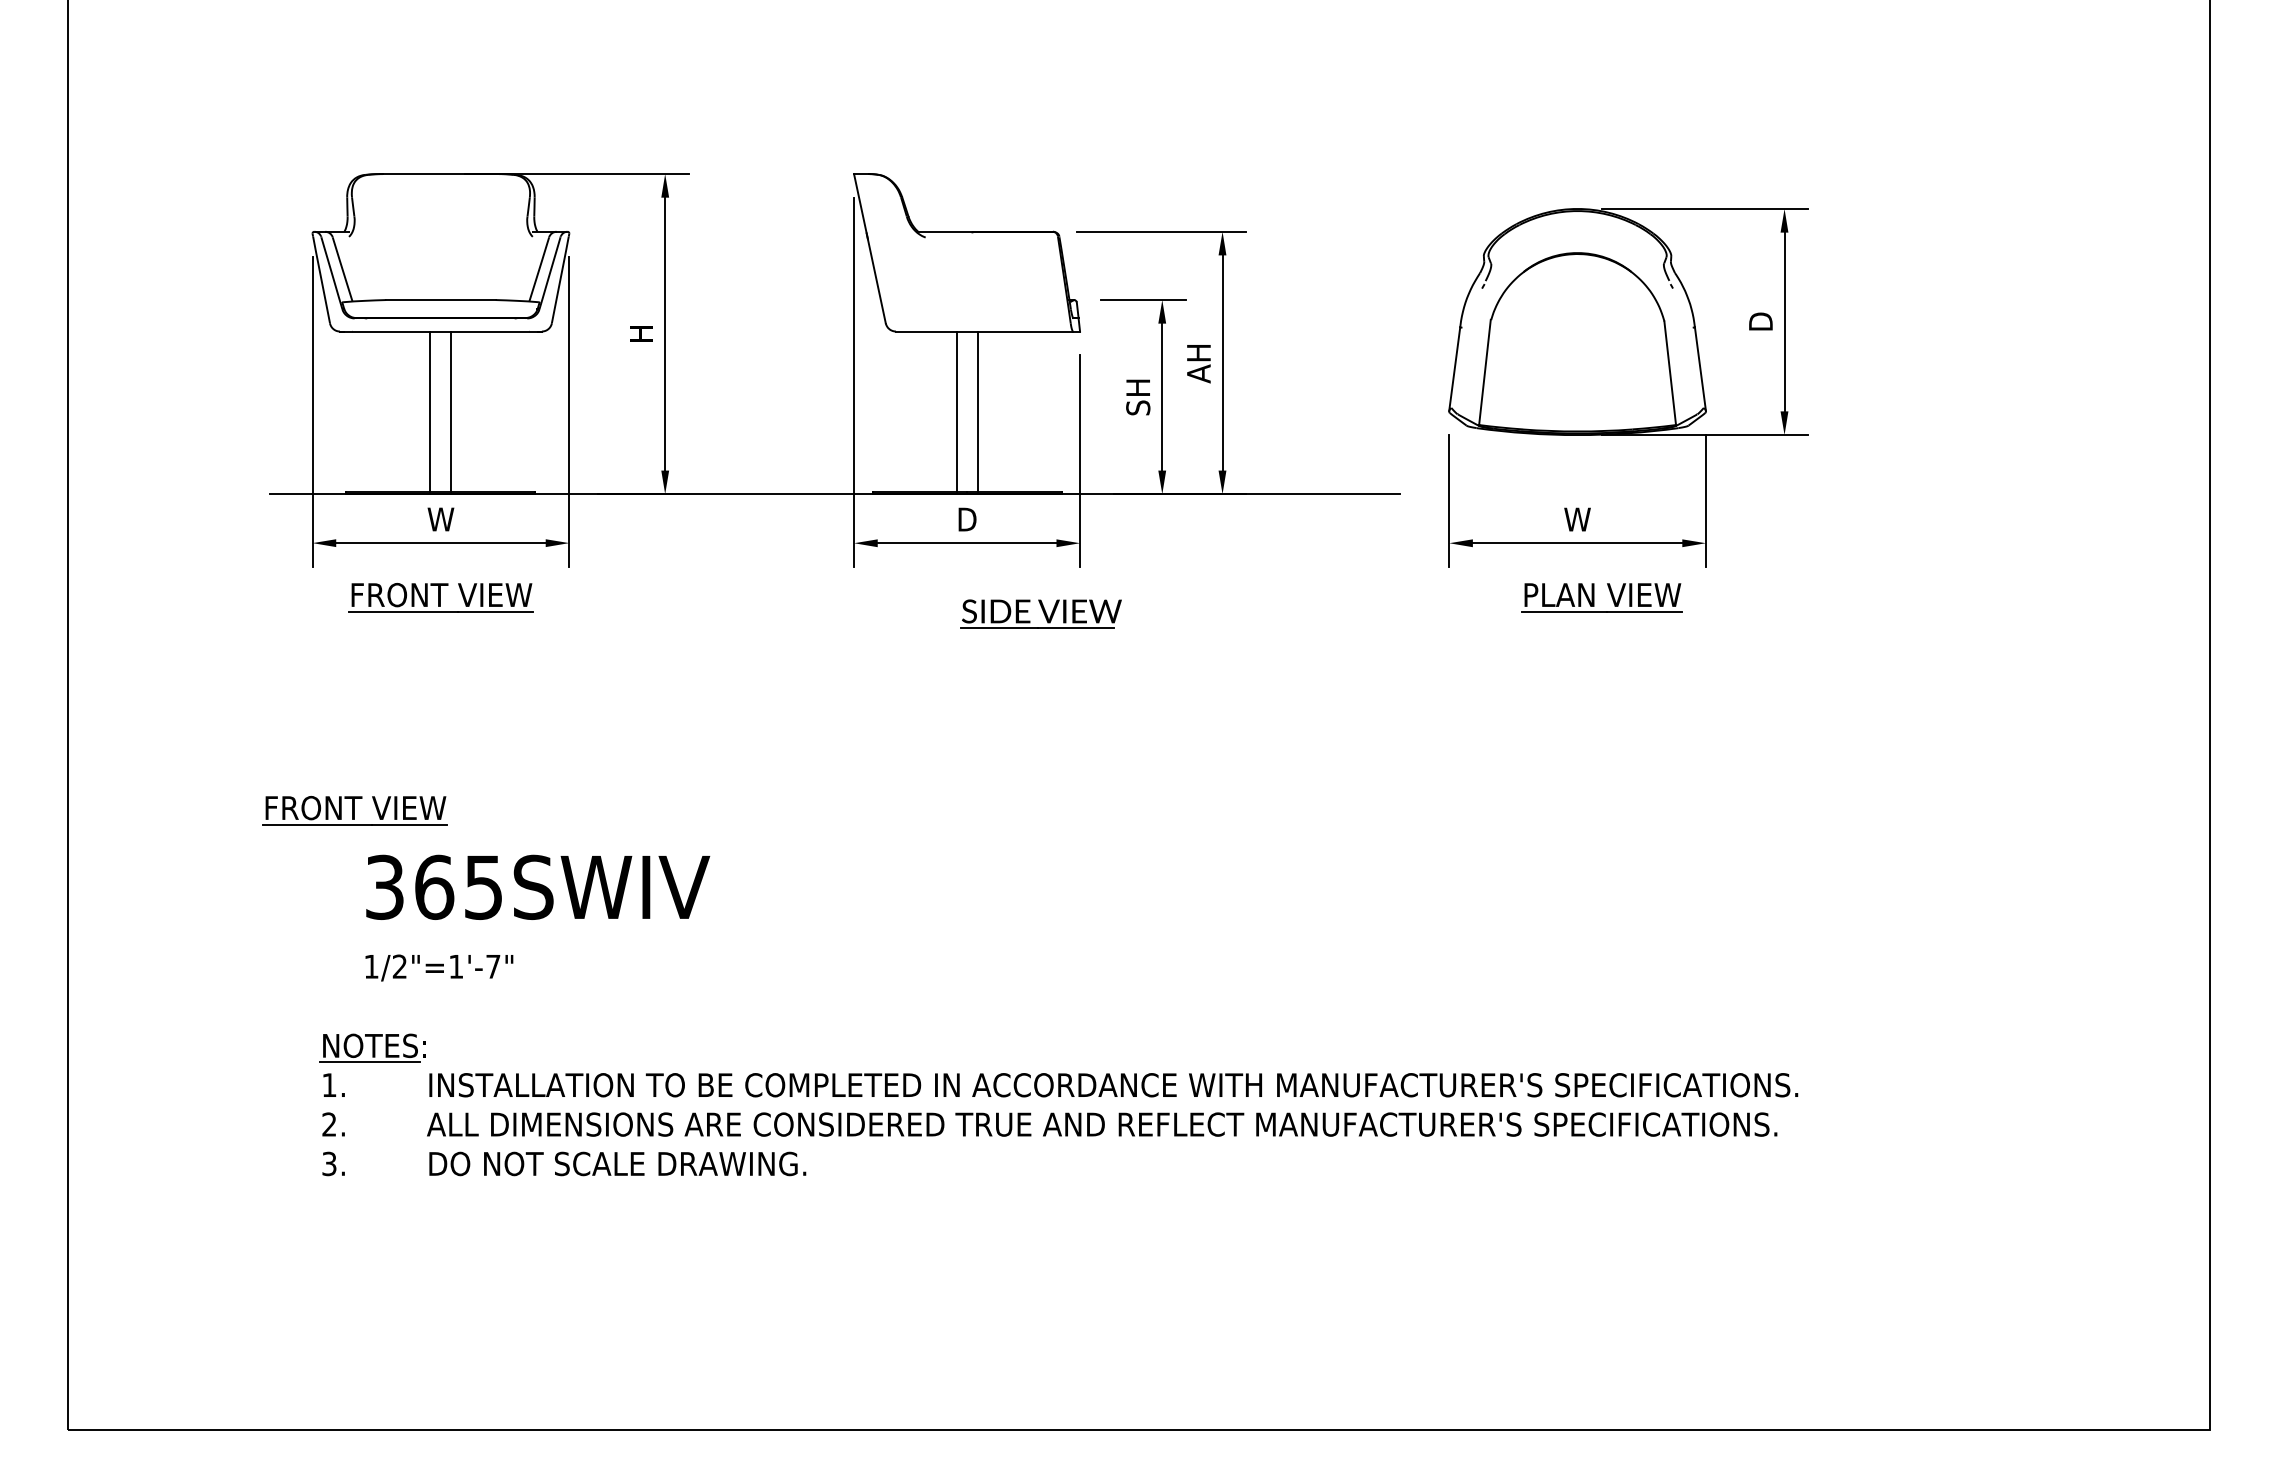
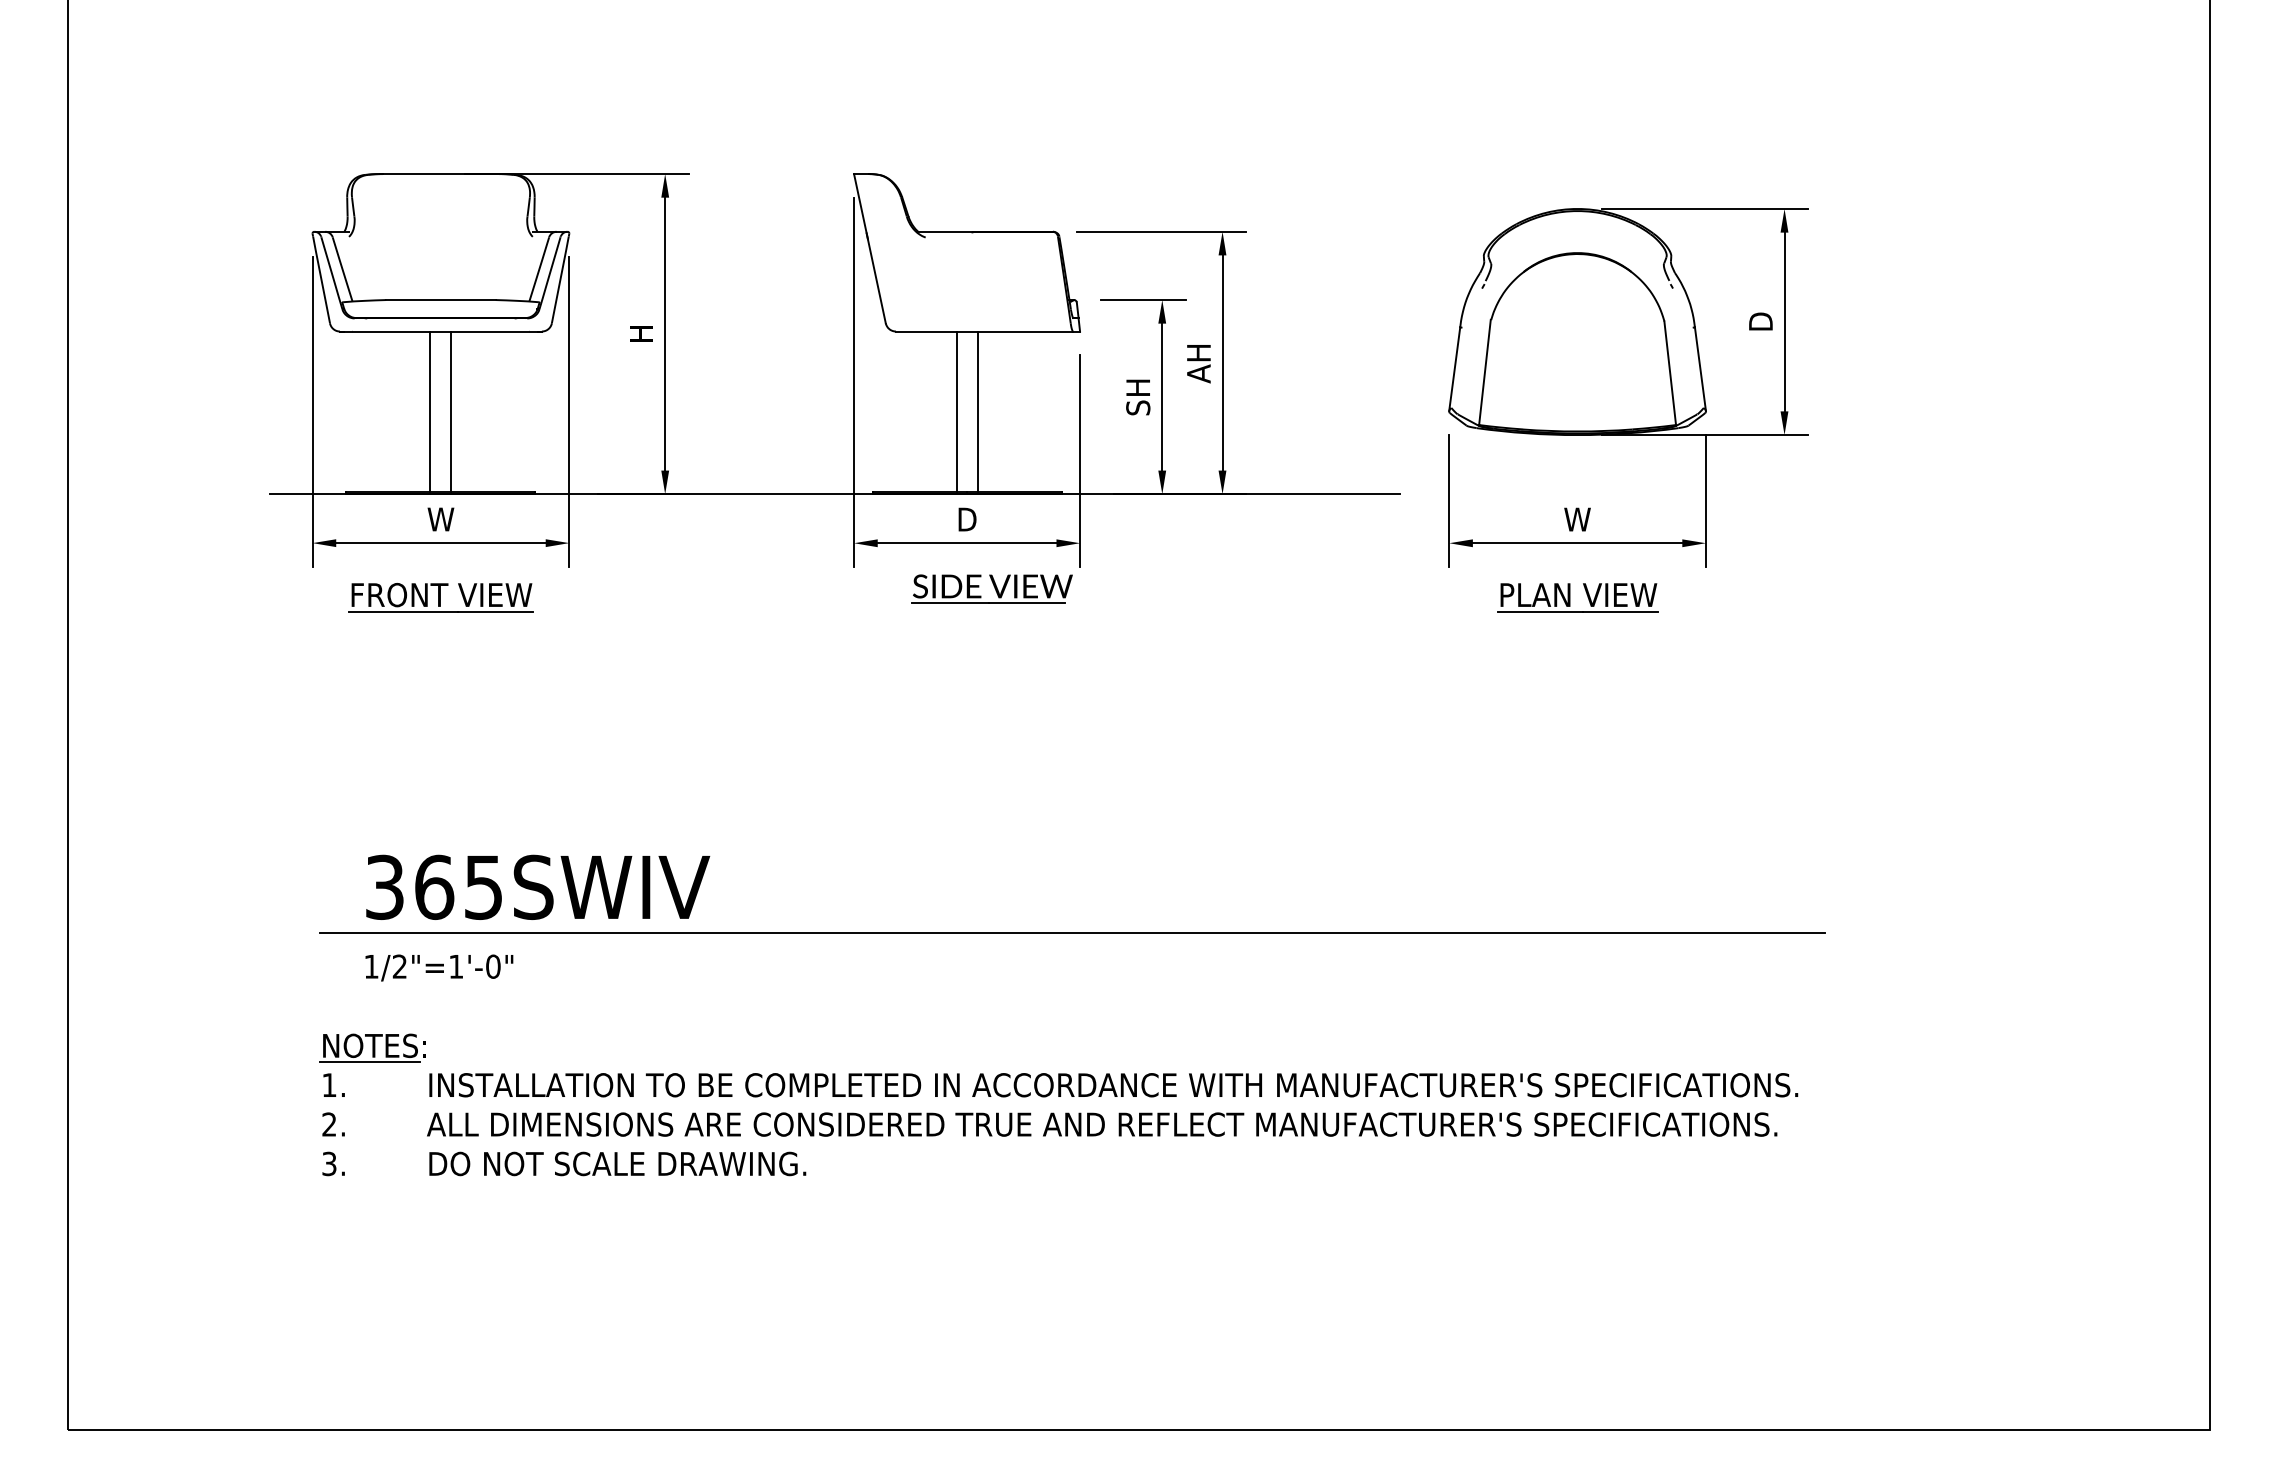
part position: (1594, 597) -> (1570, 597) (1570, 597)
part position: (1040, 613) -> (991, 588) (991, 588)
part: present -> none (354, 810)
line: none -> present (1072, 933)
text: 1/2"=1'-7" -> 1/2"=1'-0" (493, 966)
